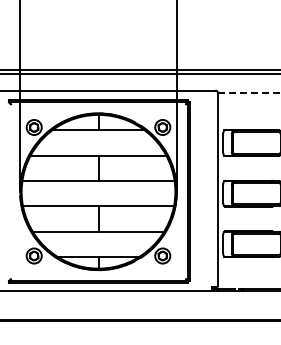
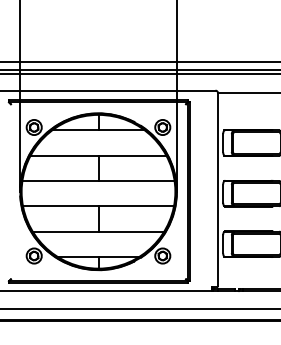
line: none -> present (139, 62)
line: dashed -> solid (249, 92)
line: none -> present (139, 309)
